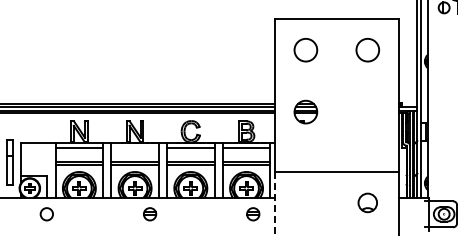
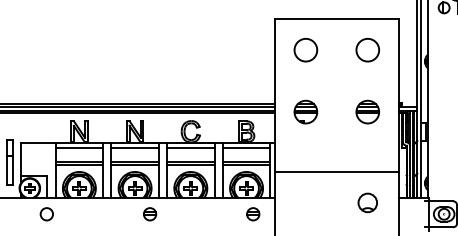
part: none -> present (367, 111)
line: none -> present (134, 147)
line: dashed -> solid (274, 203)
